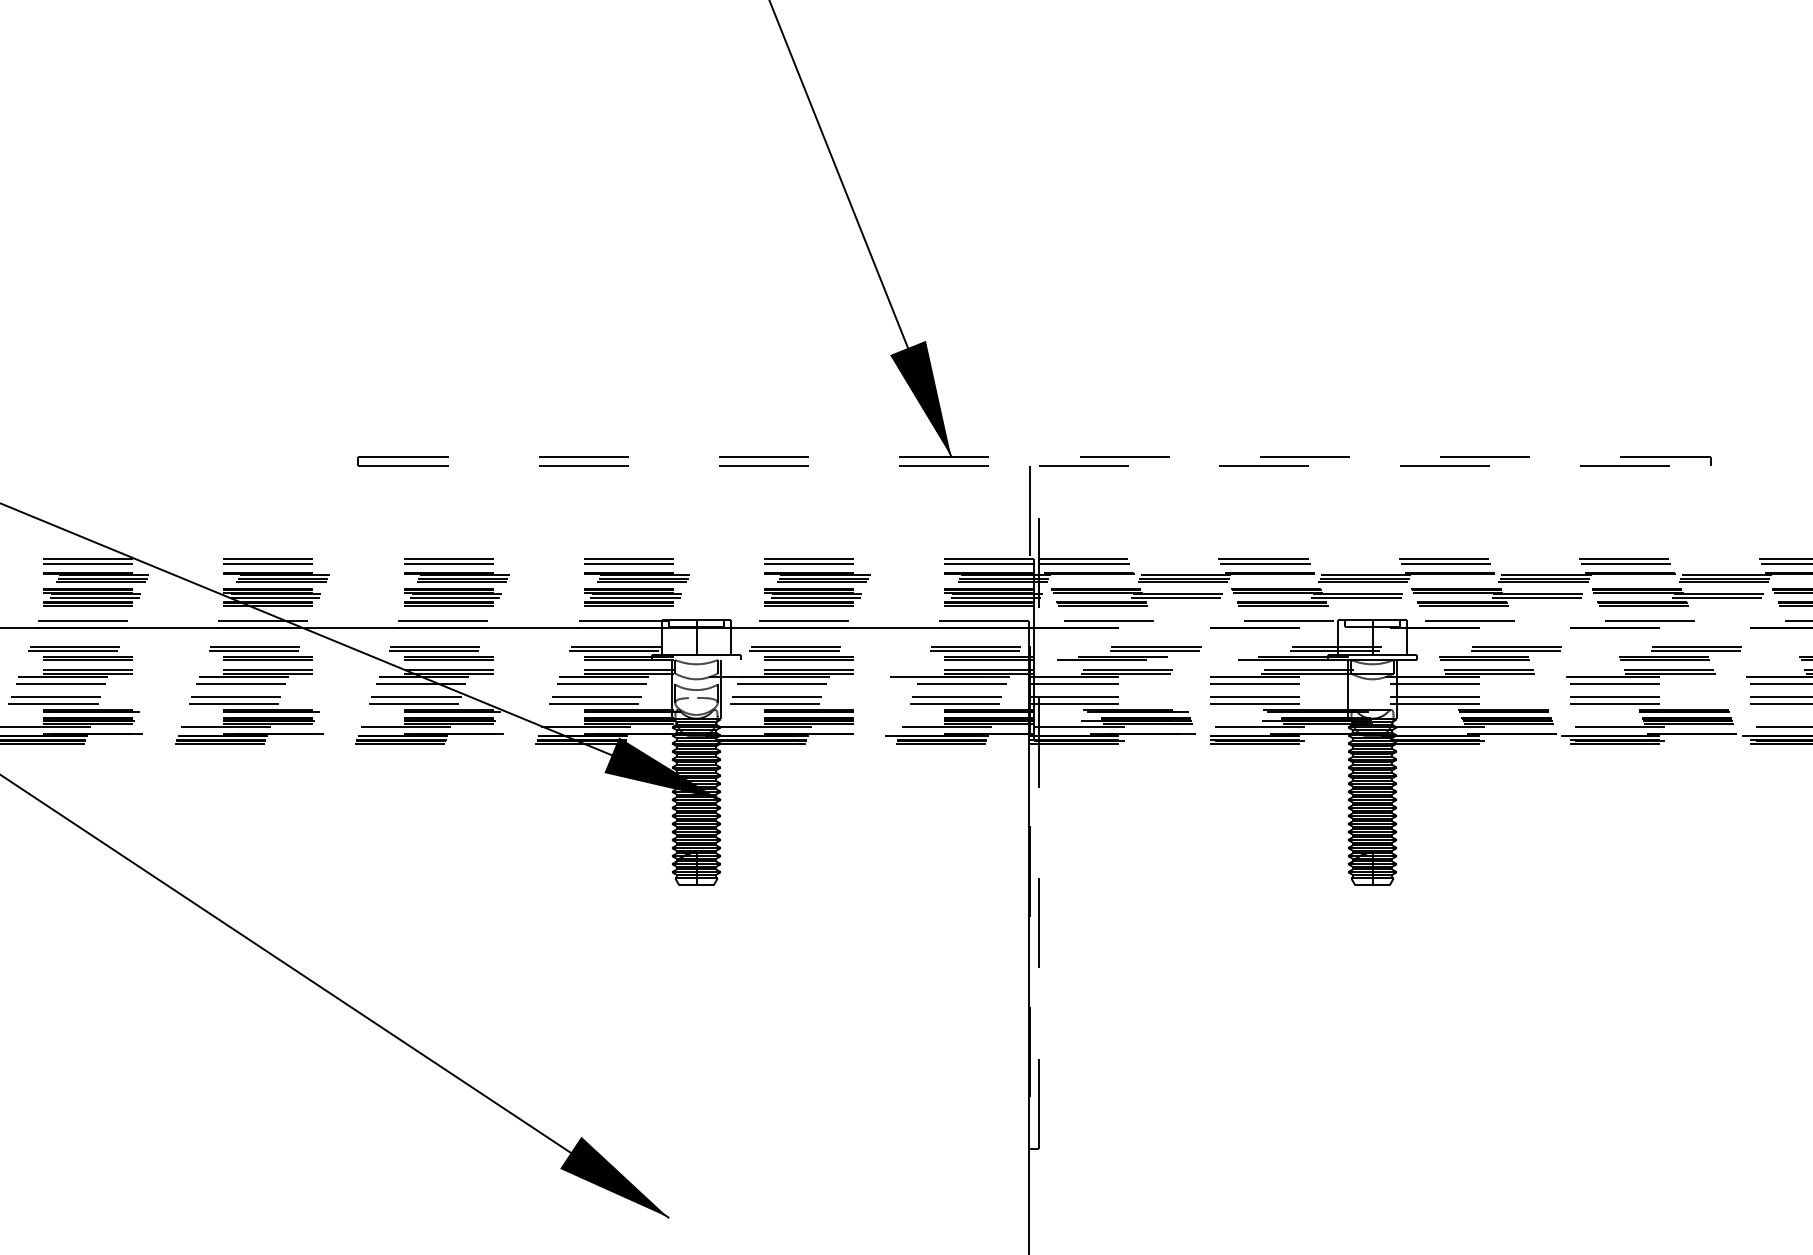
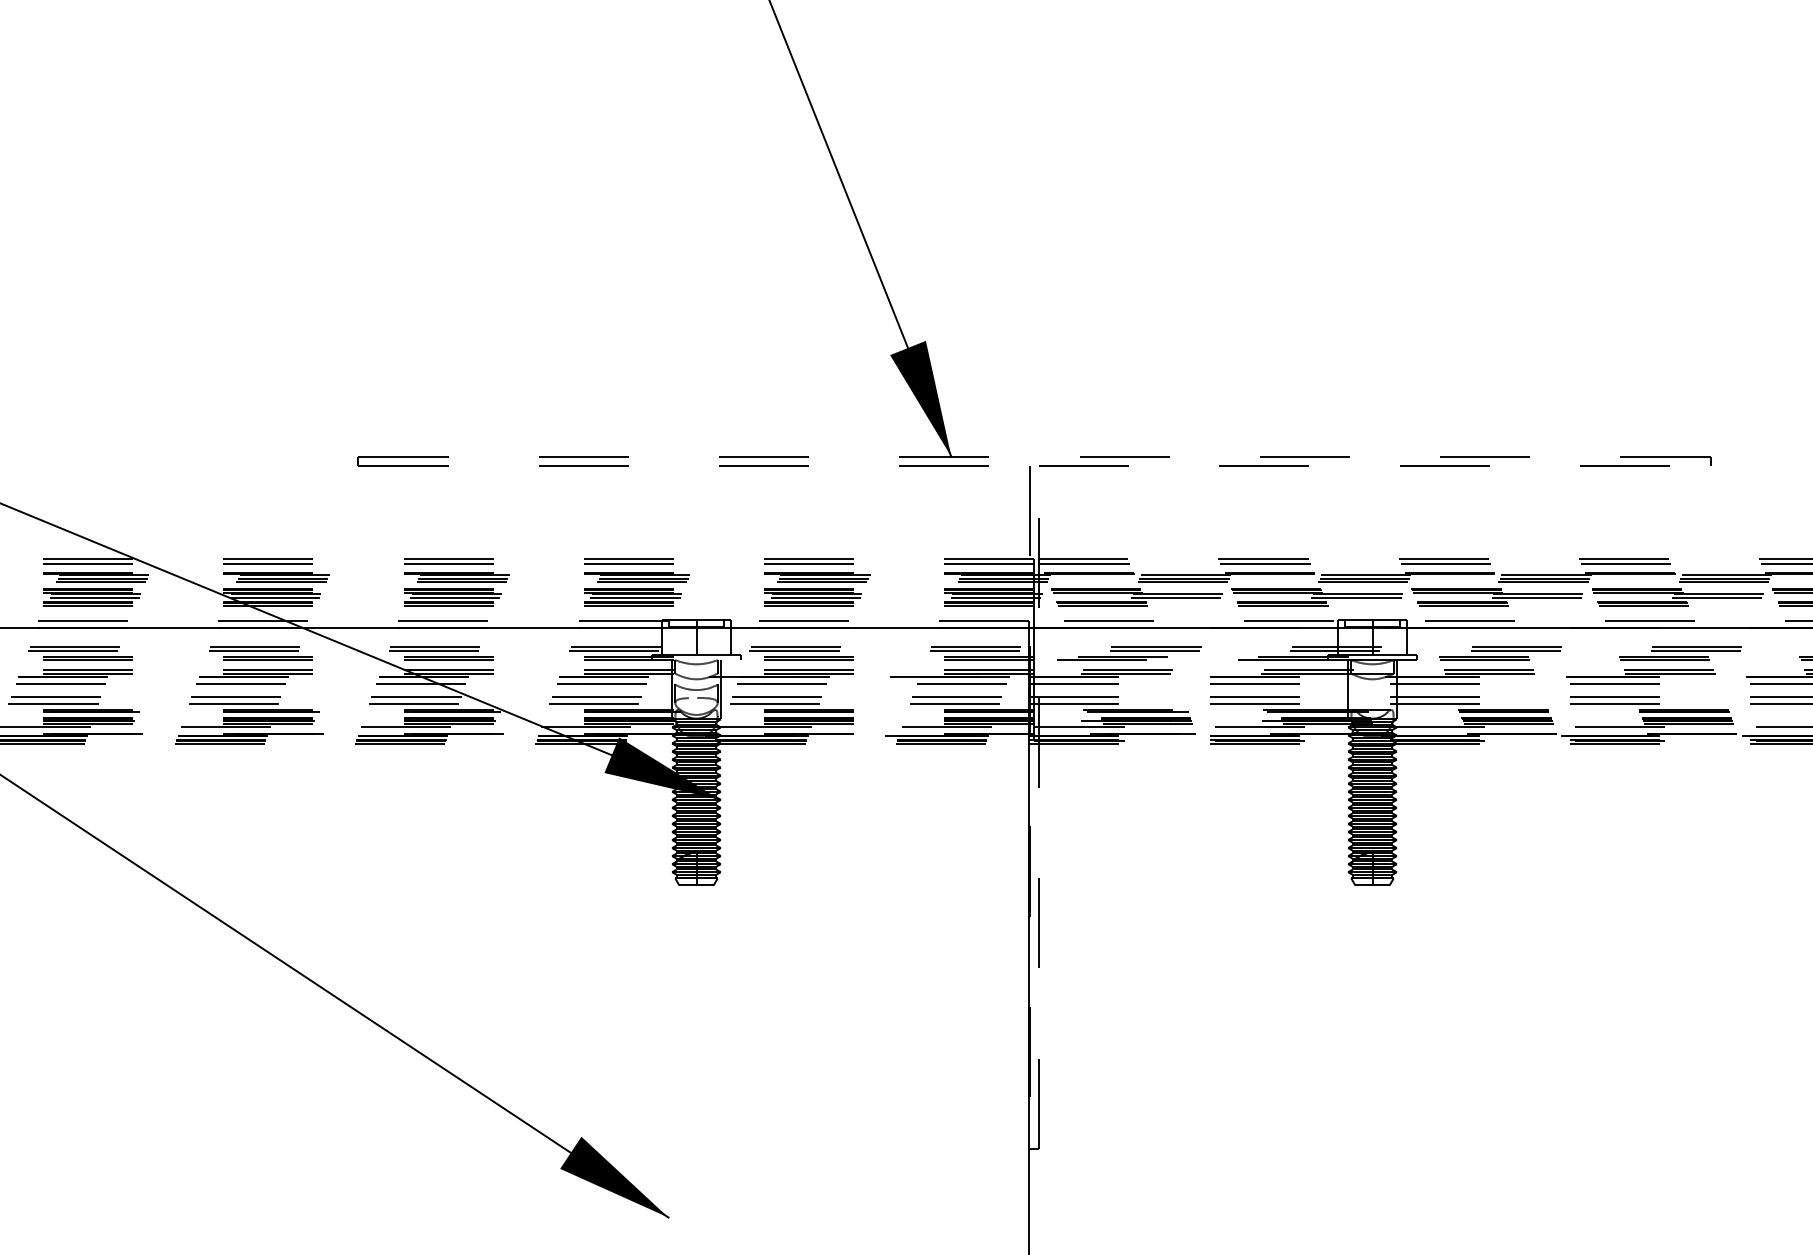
line: dashed -> solid (1421, 627)
